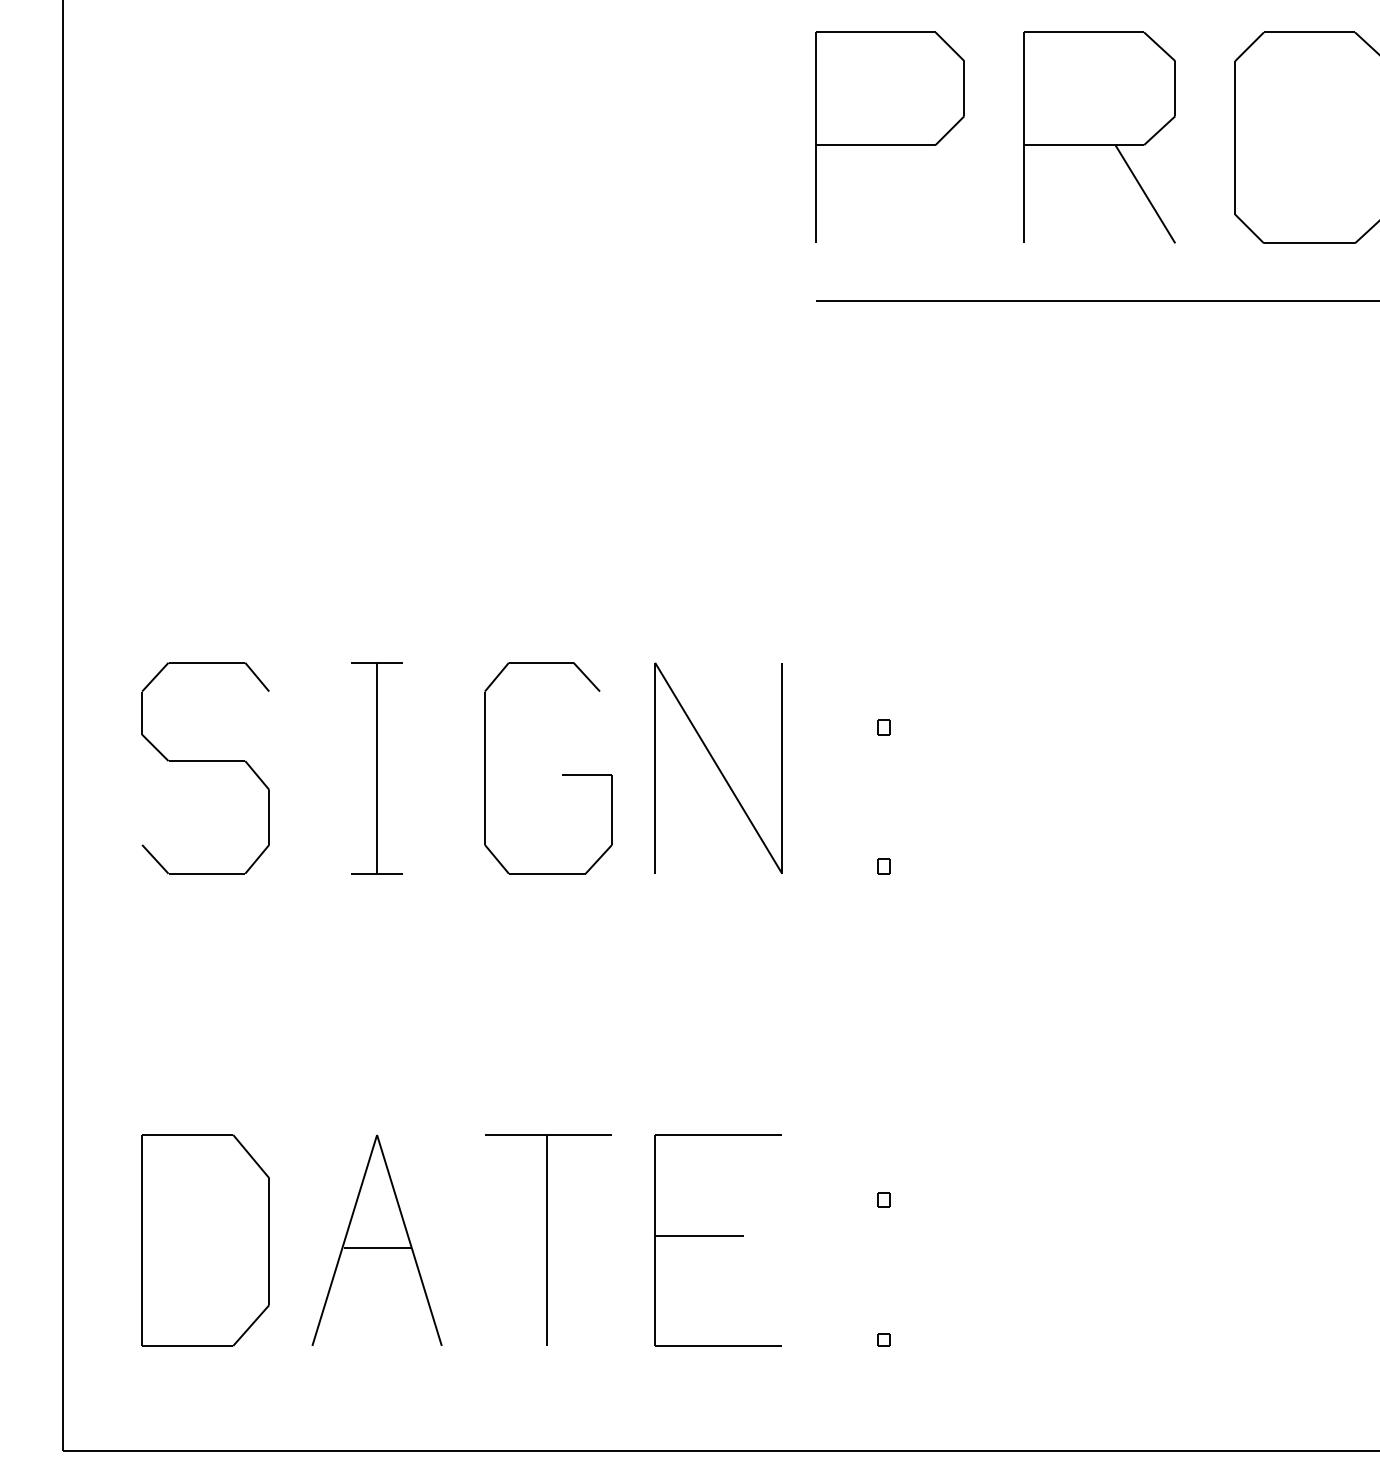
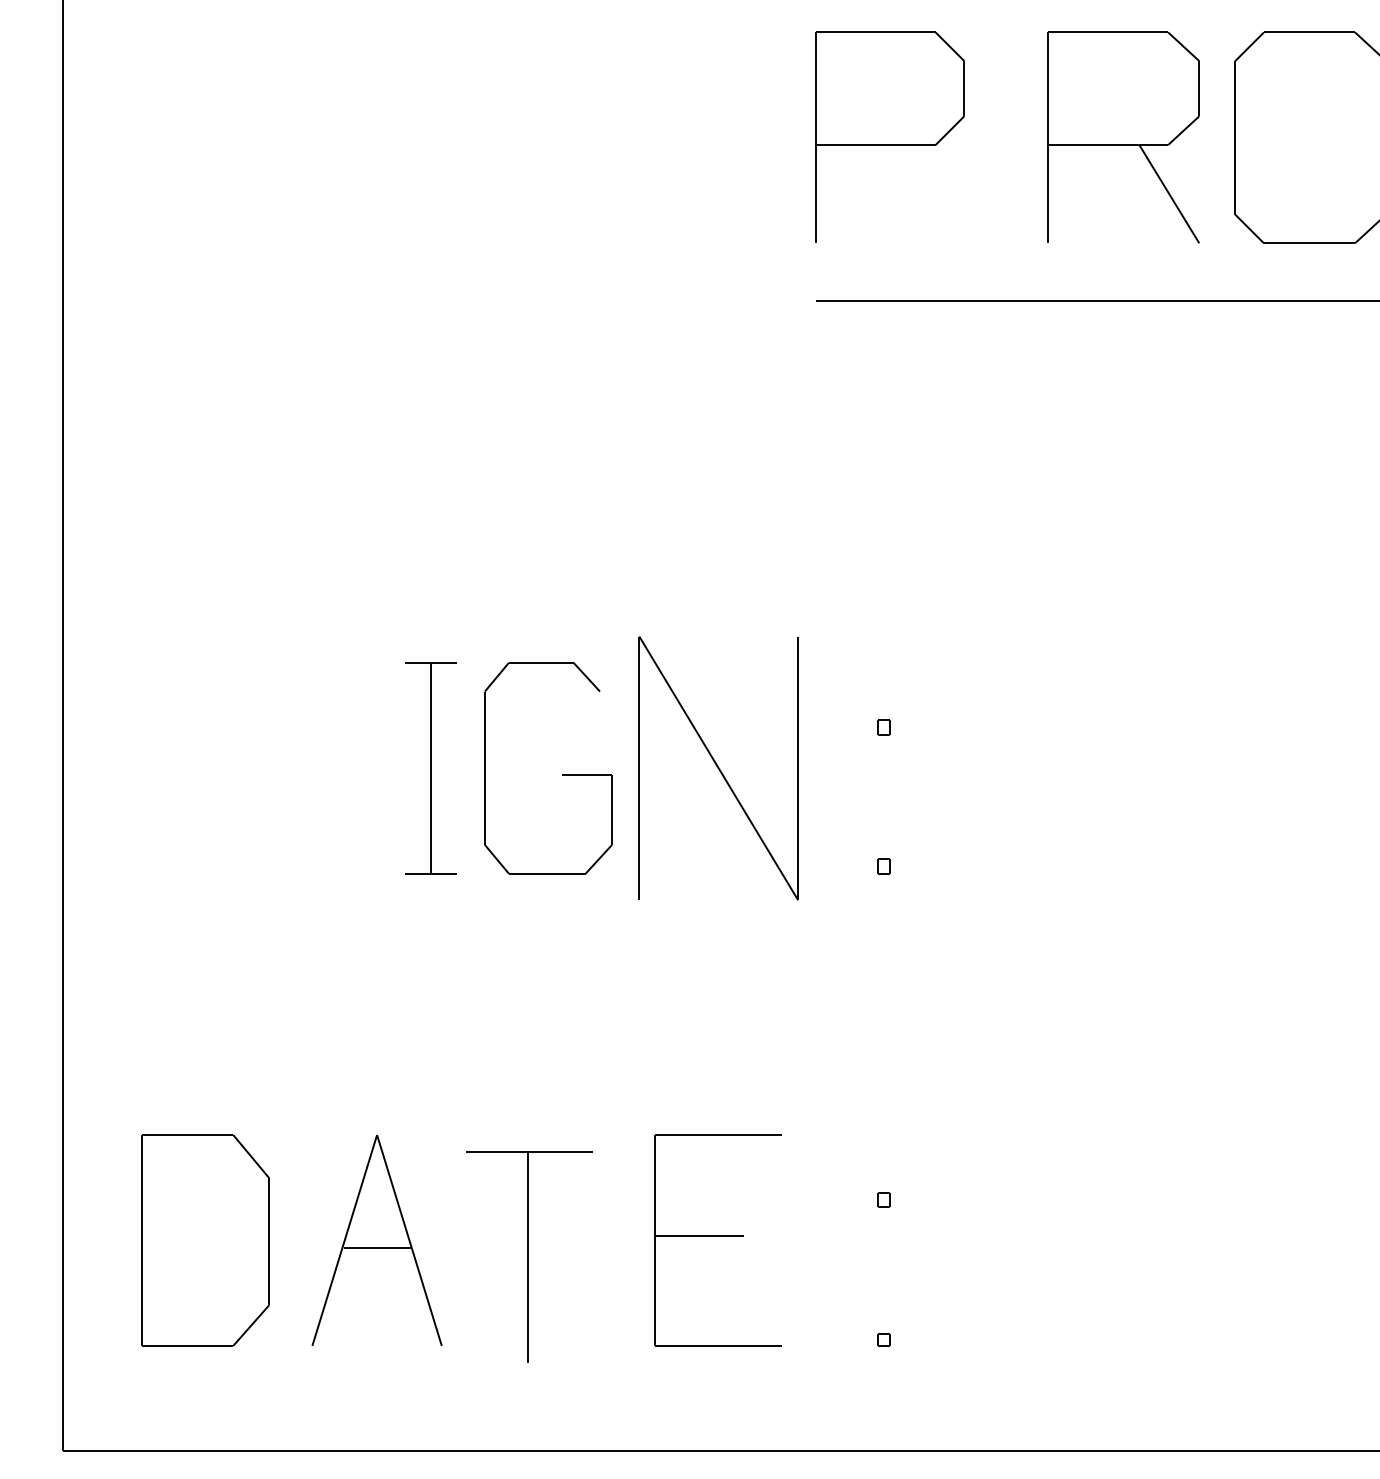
part position: (1099, 137) -> (1123, 137) (1123, 137)
part: present -> none (205, 761)
part size: 129x212 px -> 161x265 px (718, 768)
part position: (376, 768) -> (430, 768) (430, 768)
part position: (548, 1239) -> (529, 1256) (529, 1256)
